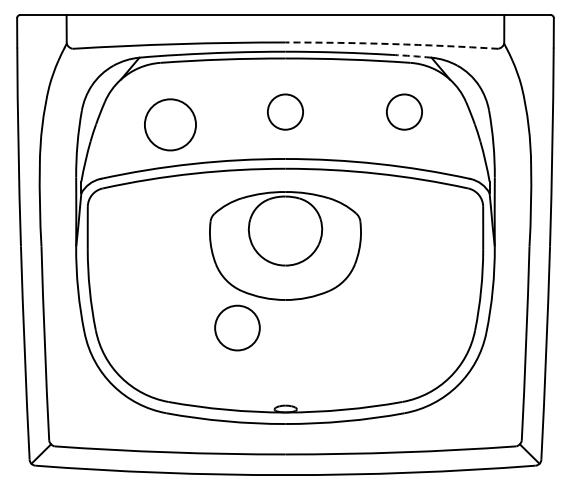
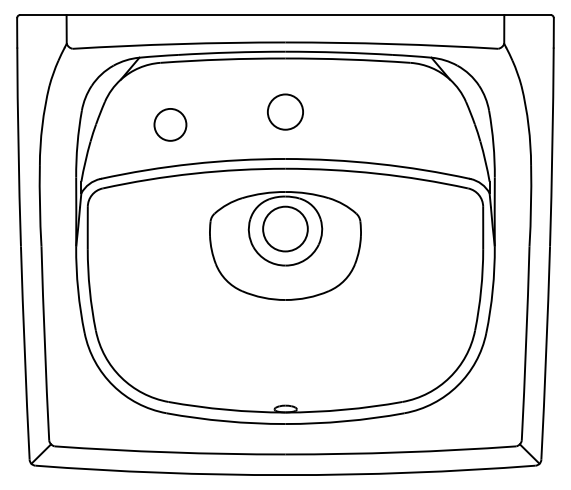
arc: dashed -> solid (391, 44)
arc: dashed -> solid (412, 56)
circle: present -> none (404, 111)
circle diameter: 51 px -> 32 px (170, 124)
circle position: (237, 327) -> (285, 228) (285, 228)
